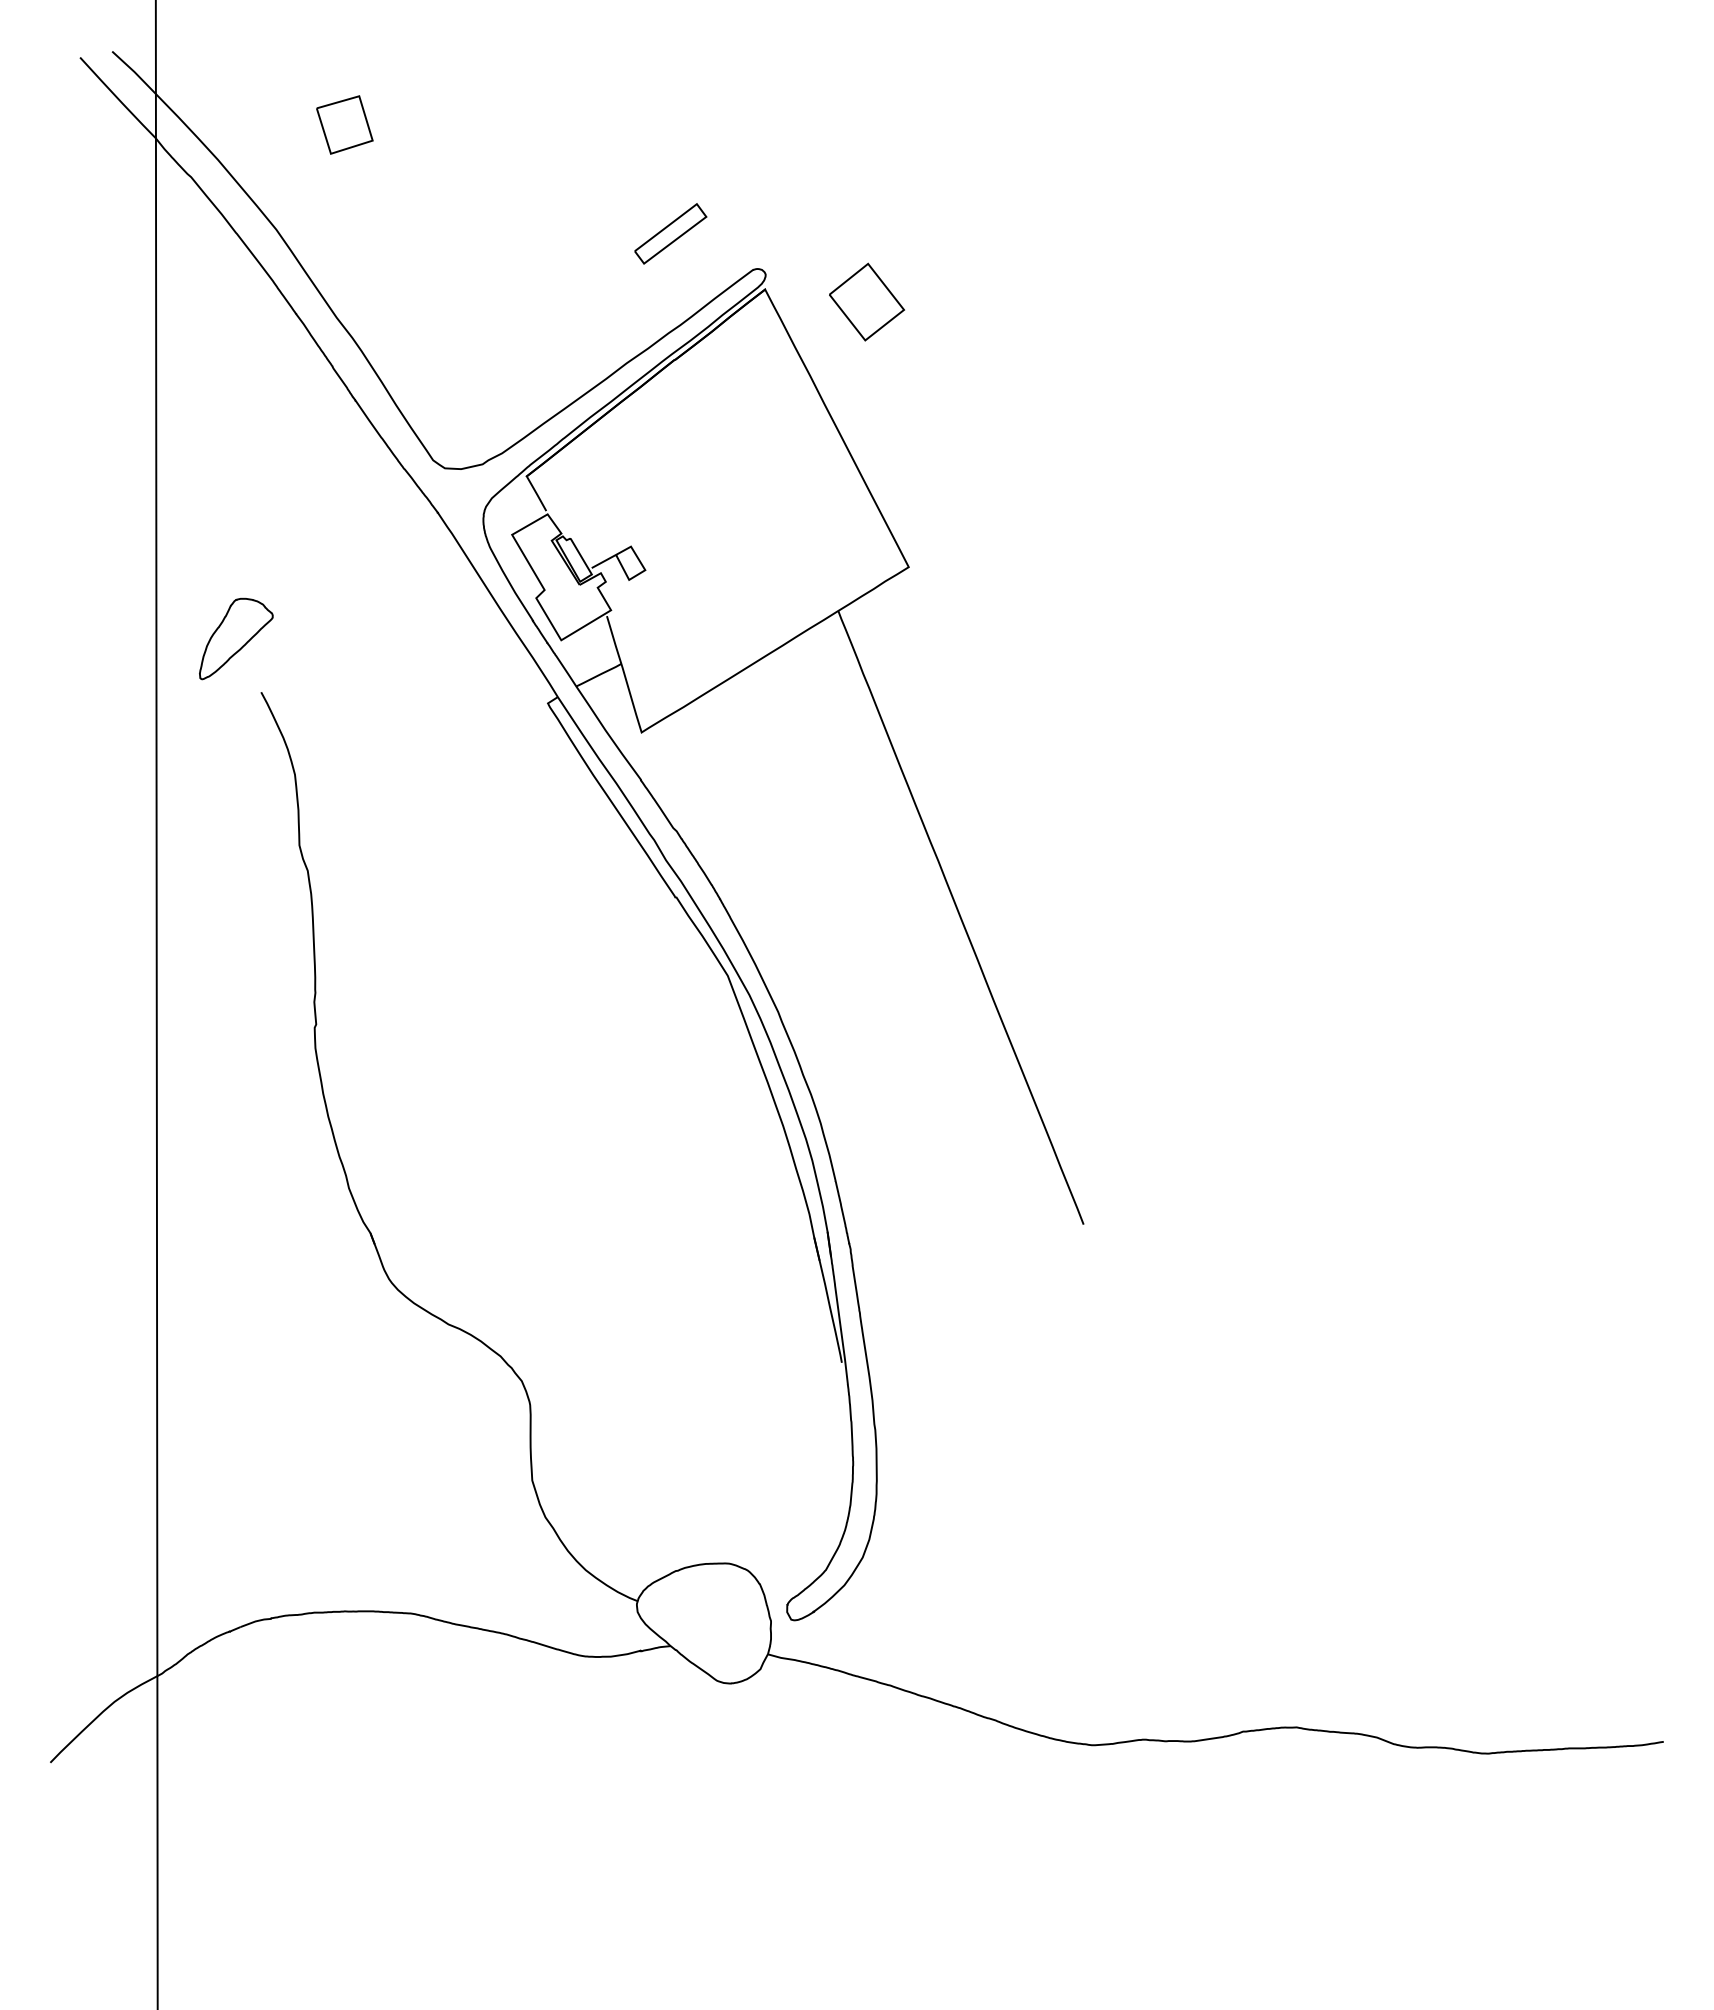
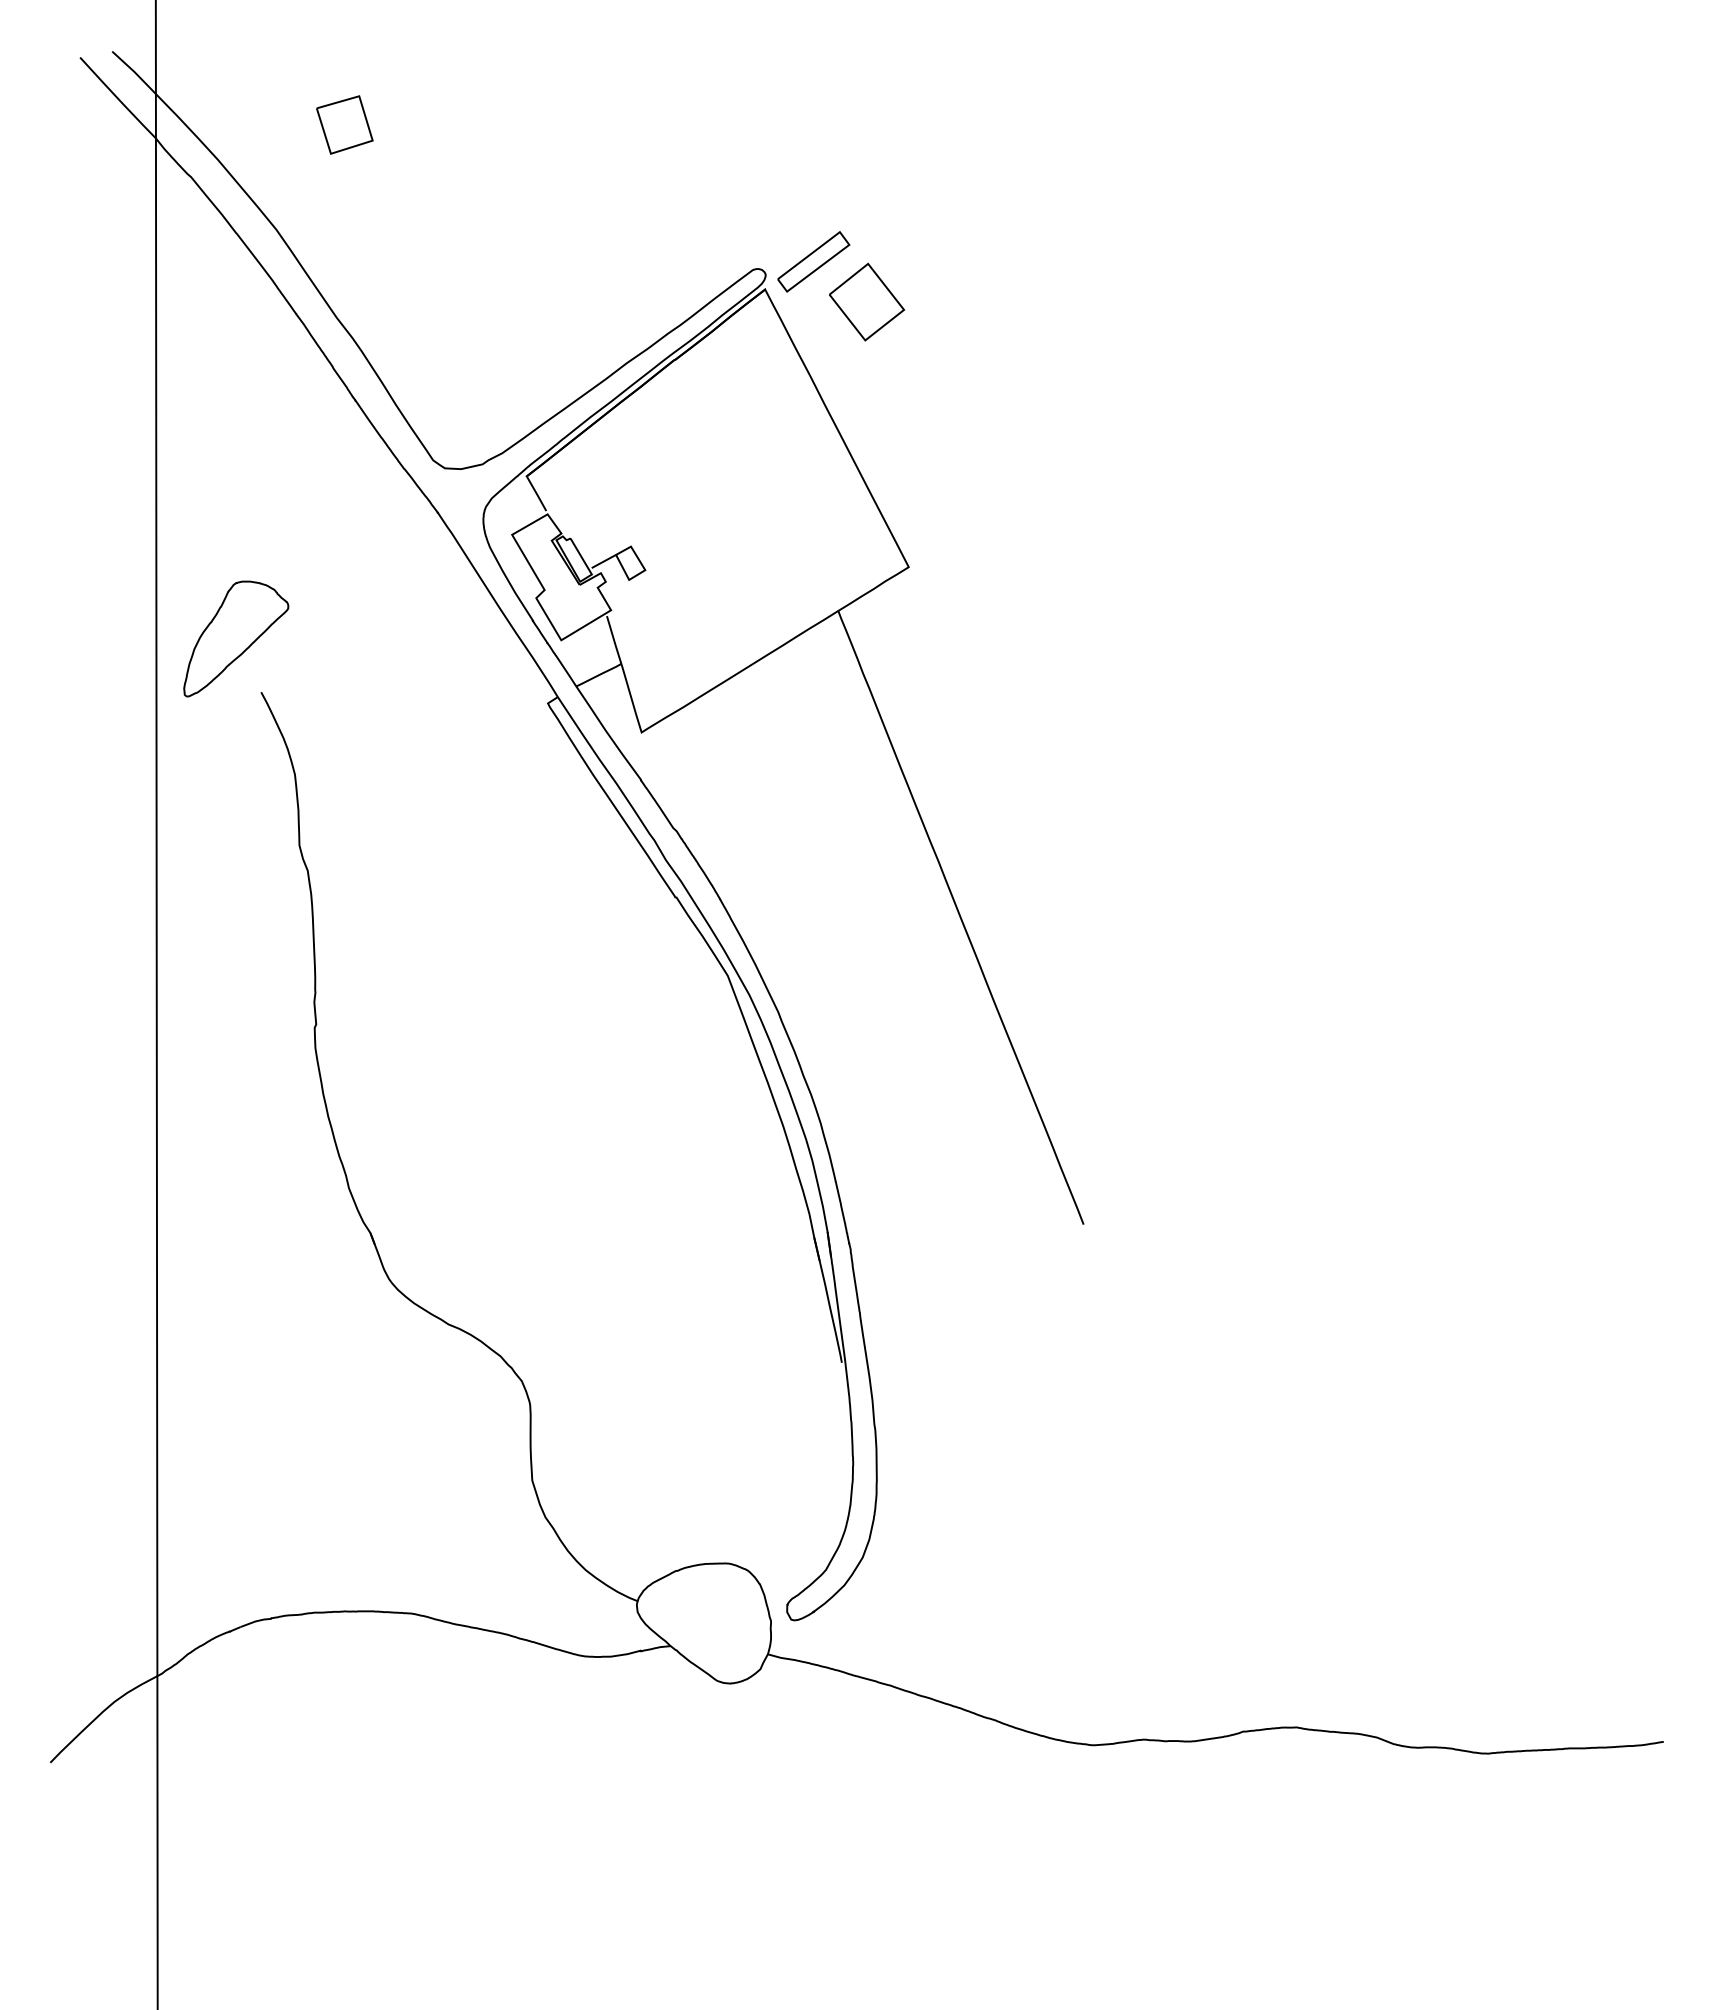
part position: (670, 233) -> (813, 261) (813, 261)
part size: 75x84 px -> 107x118 px (236, 638)
